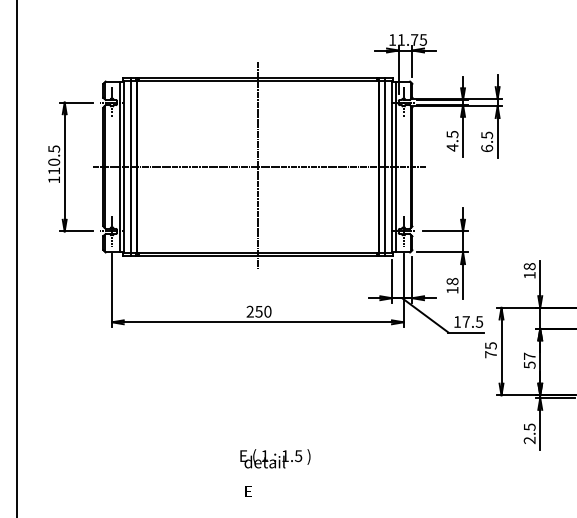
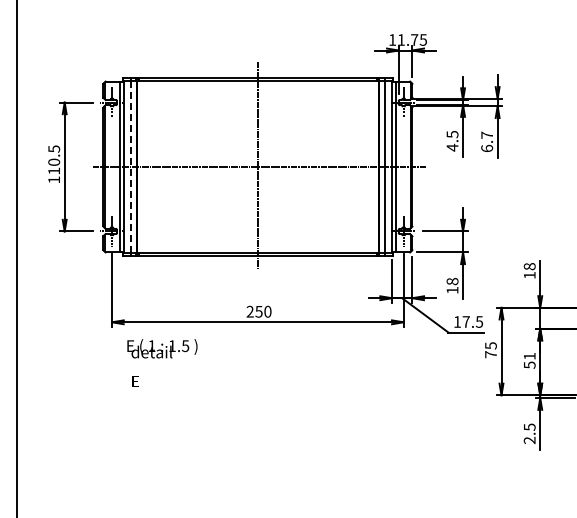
text: 6.5 -> 6.7 (487, 135)
line: solid -> dashed (130, 167)
text: 57 -> 51 (529, 355)
text position: (275, 472) -> (162, 362) (162, 362)
